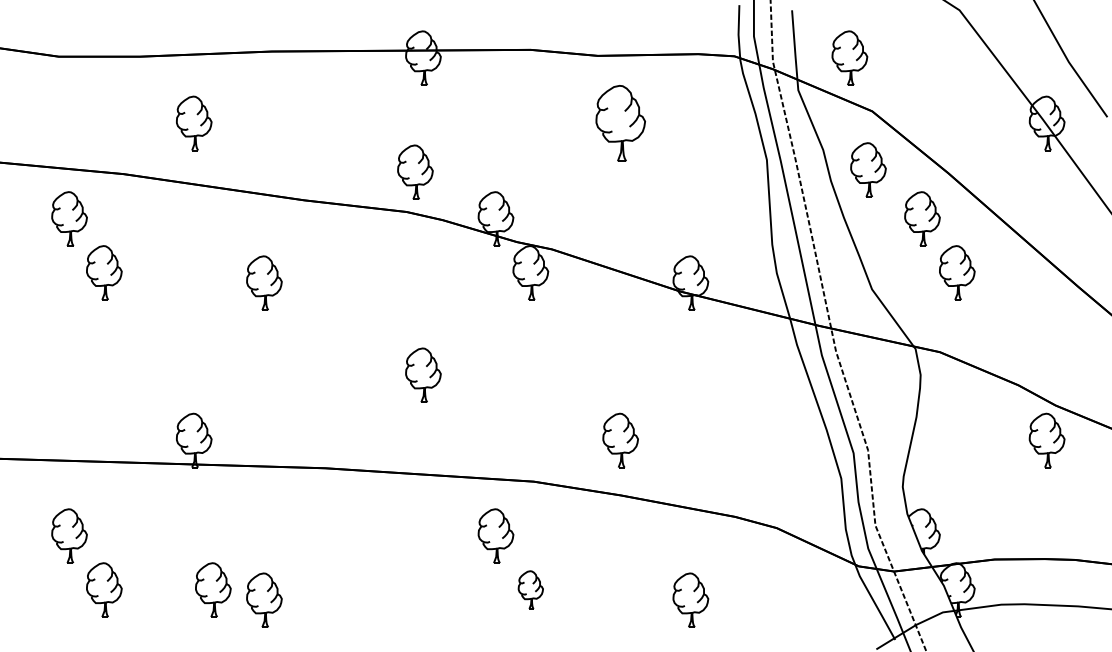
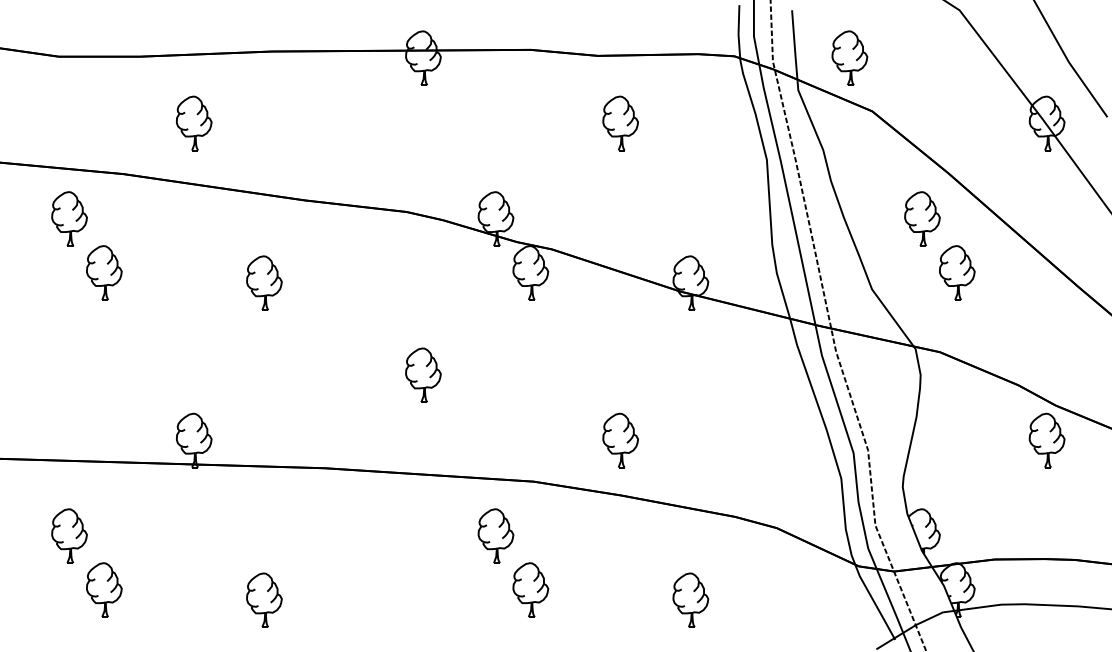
part size: 51x77 px -> 37x57 px (620, 123)
part: present -> none (868, 169)
part: present -> none (415, 171)
part: present -> none (213, 589)
part size: 27x40 px -> 38x56 px (530, 589)
